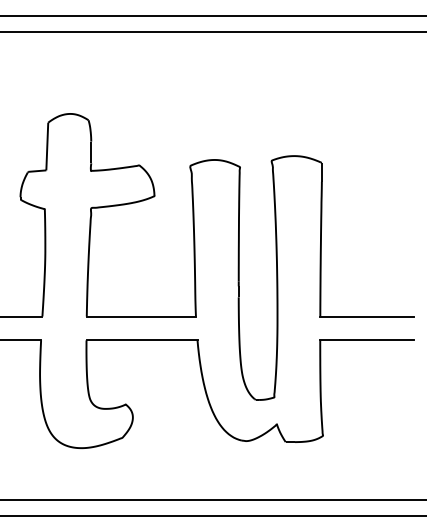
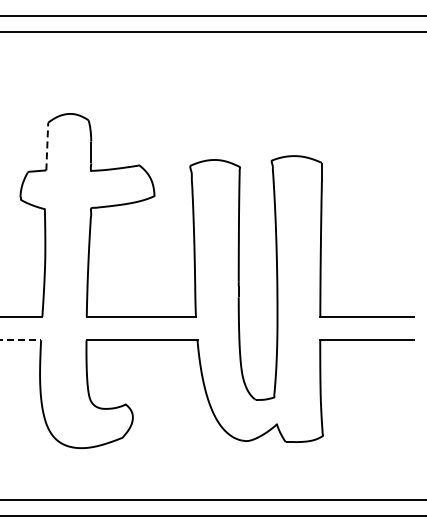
line: solid -> dashed (47, 146)
line: solid -> dashed (21, 340)
